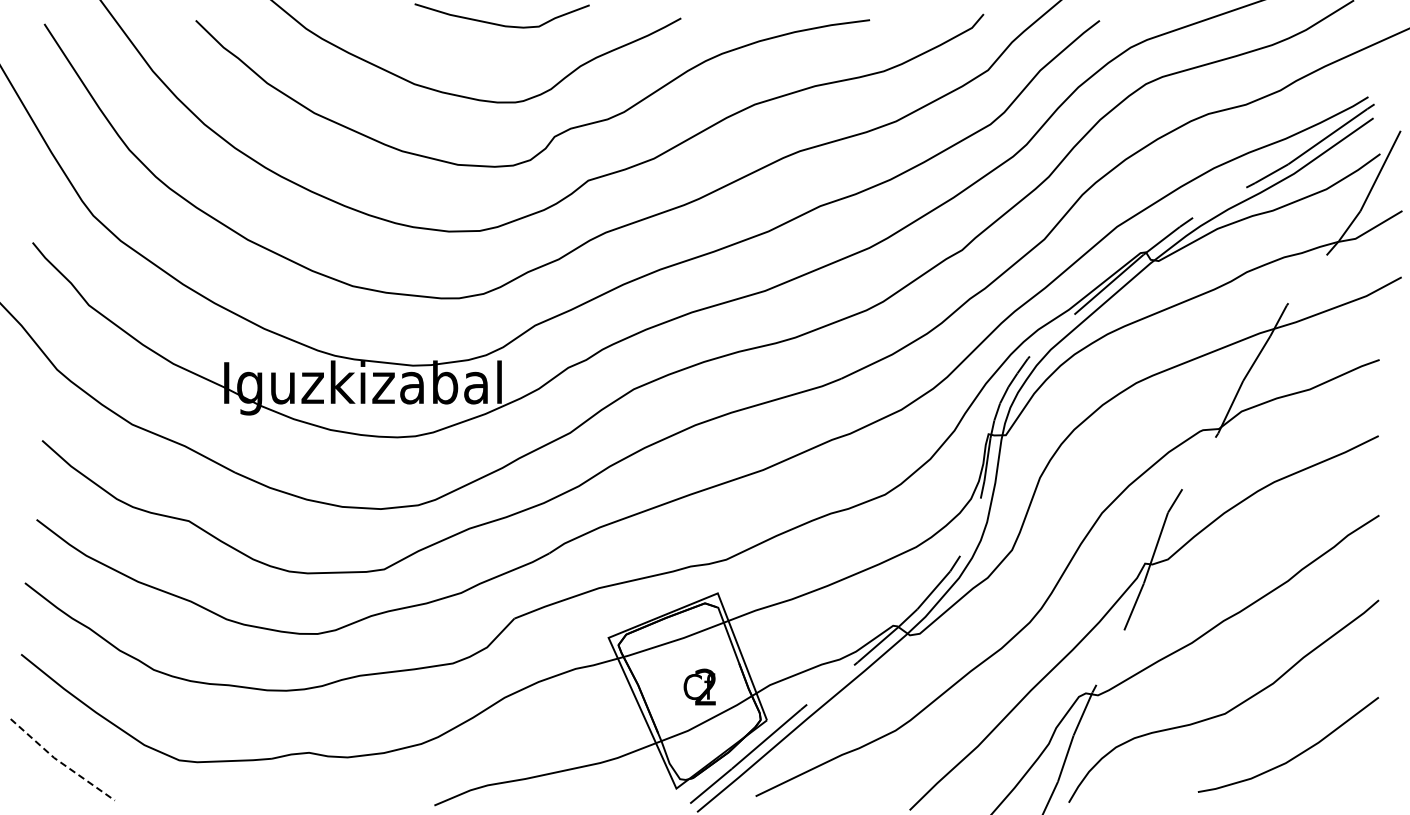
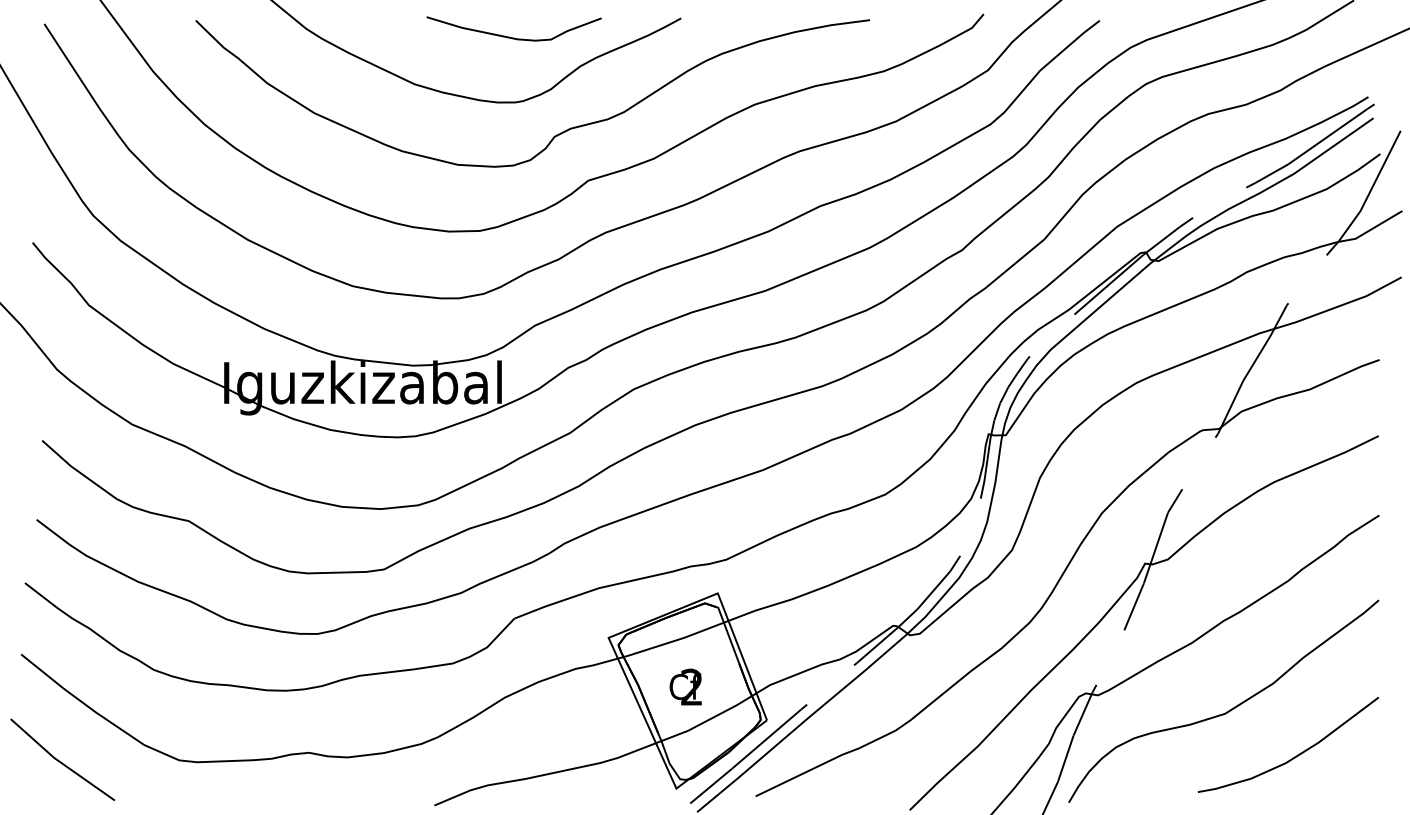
curve position: (497, 23) -> (509, 36) (509, 36)
text position: (699, 686) -> (685, 686) (685, 686)
line: dashed -> solid (60, 762)
